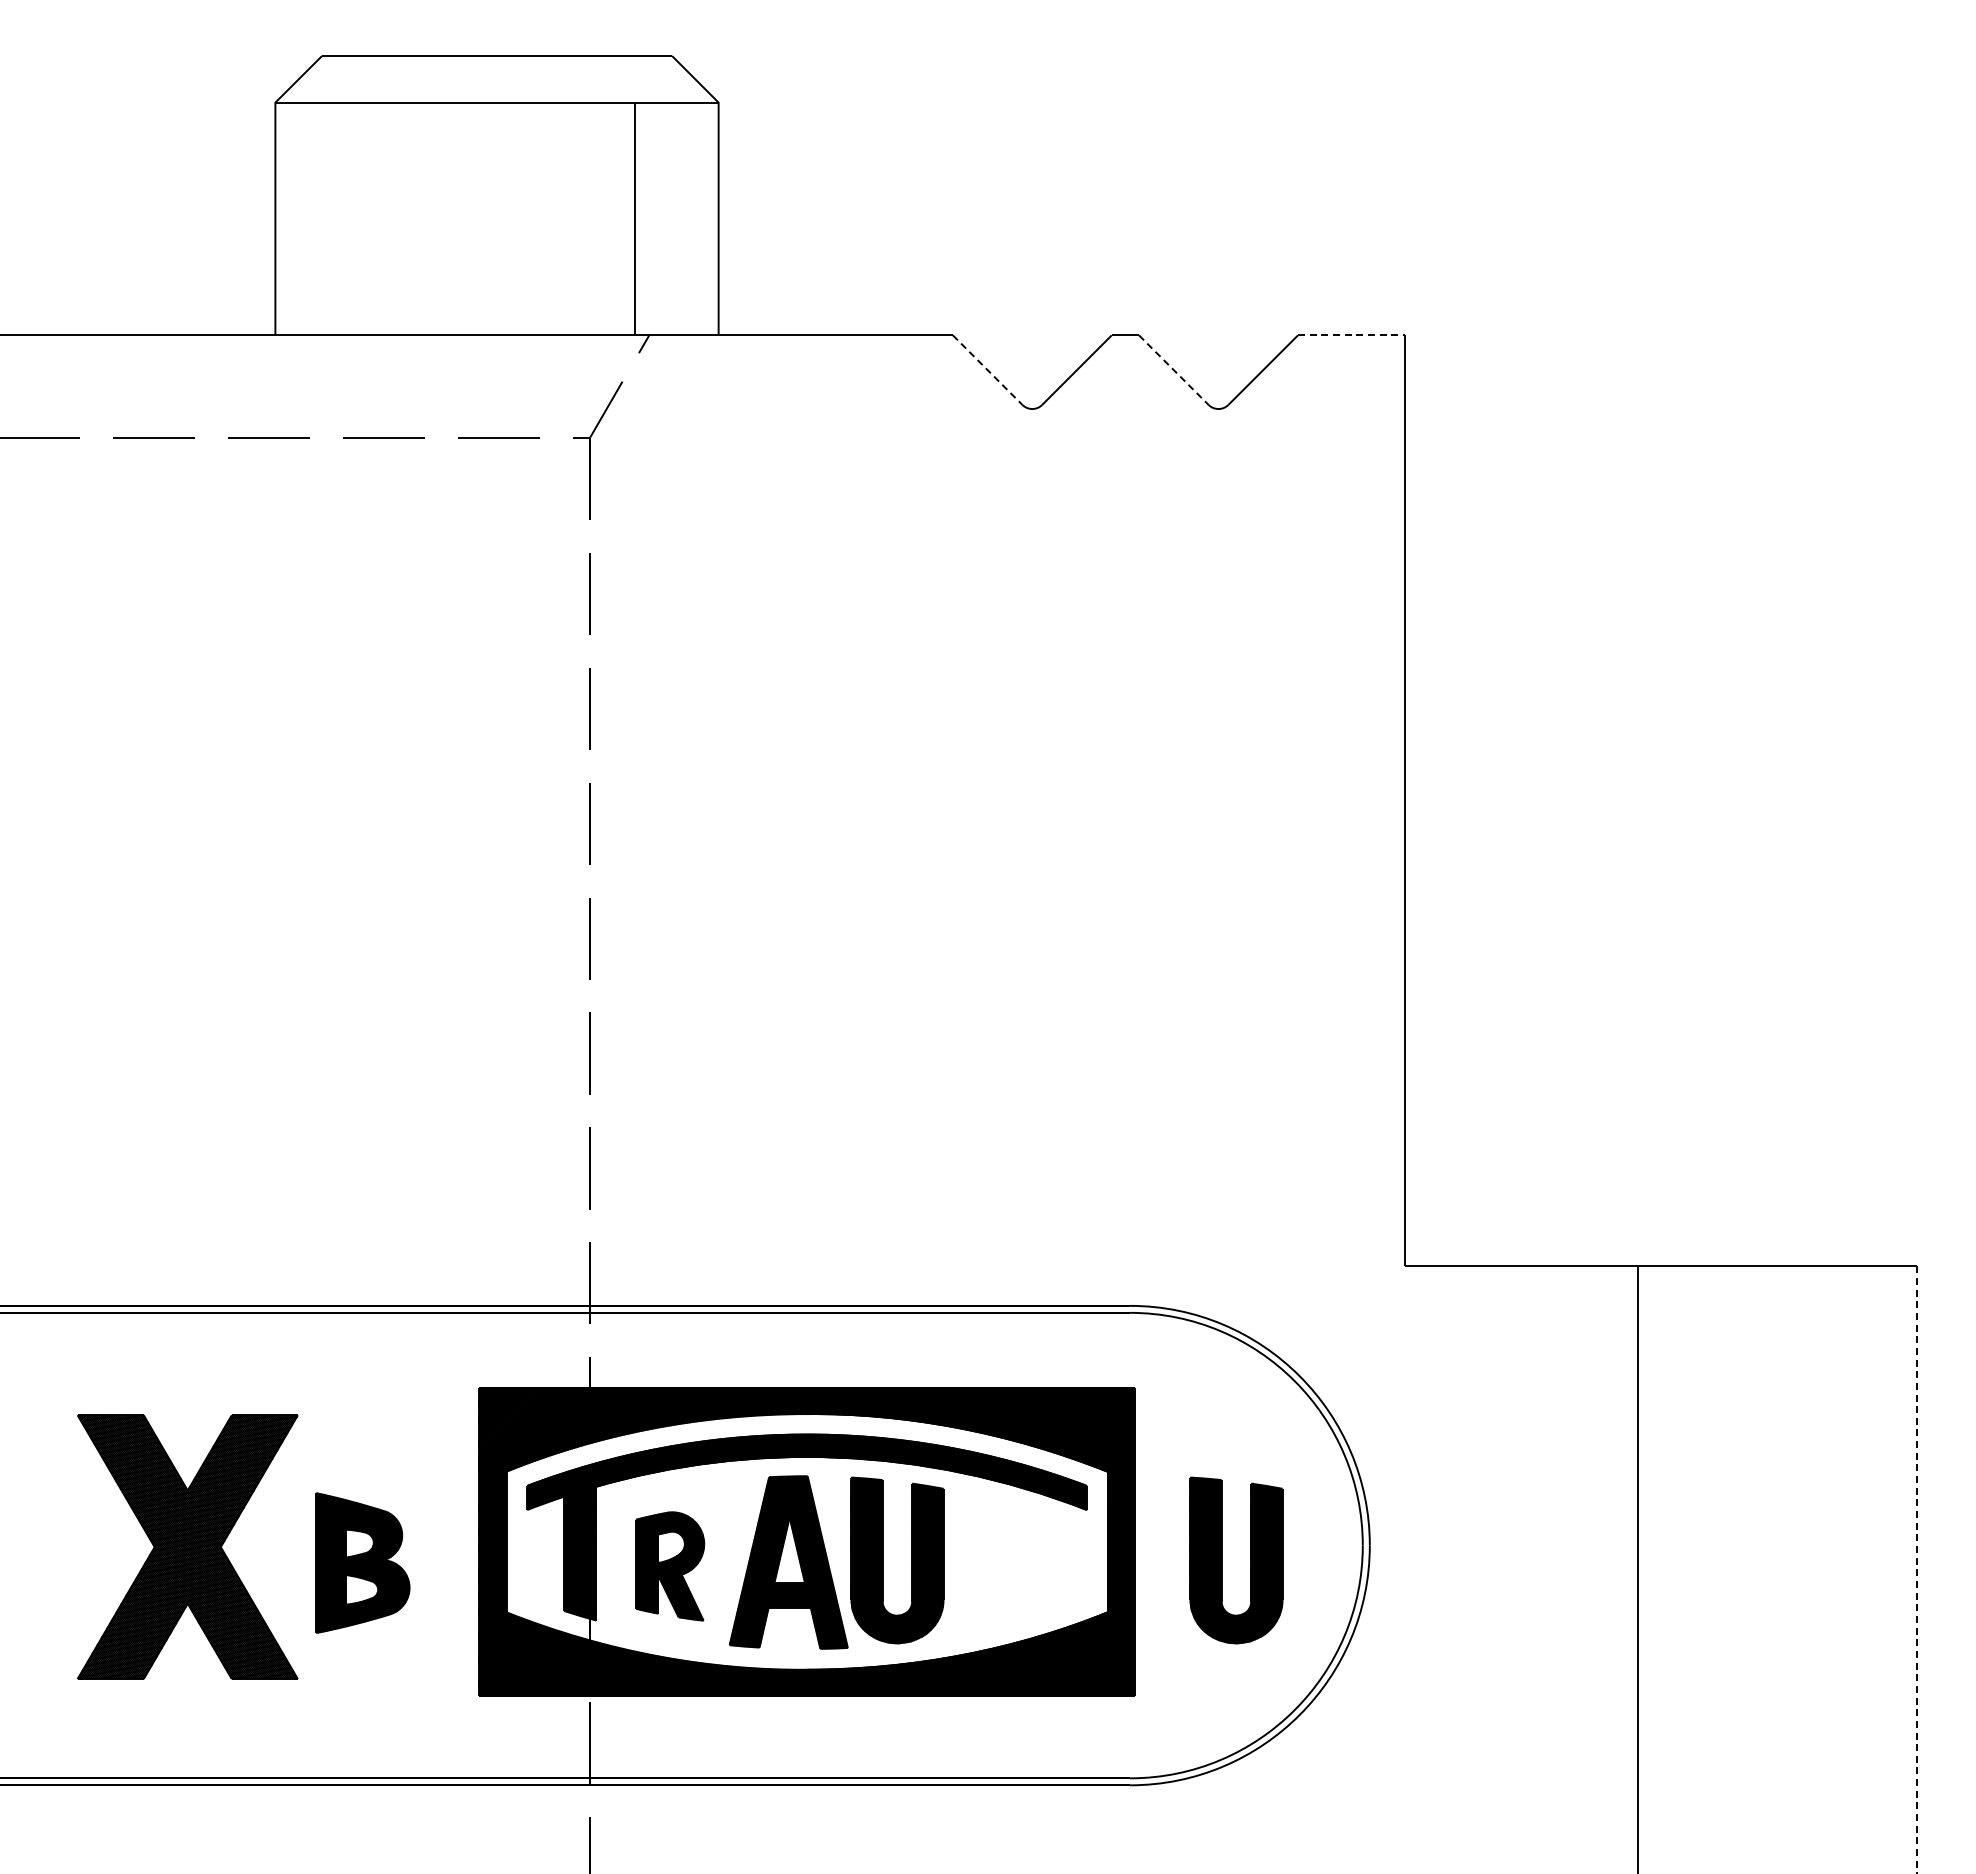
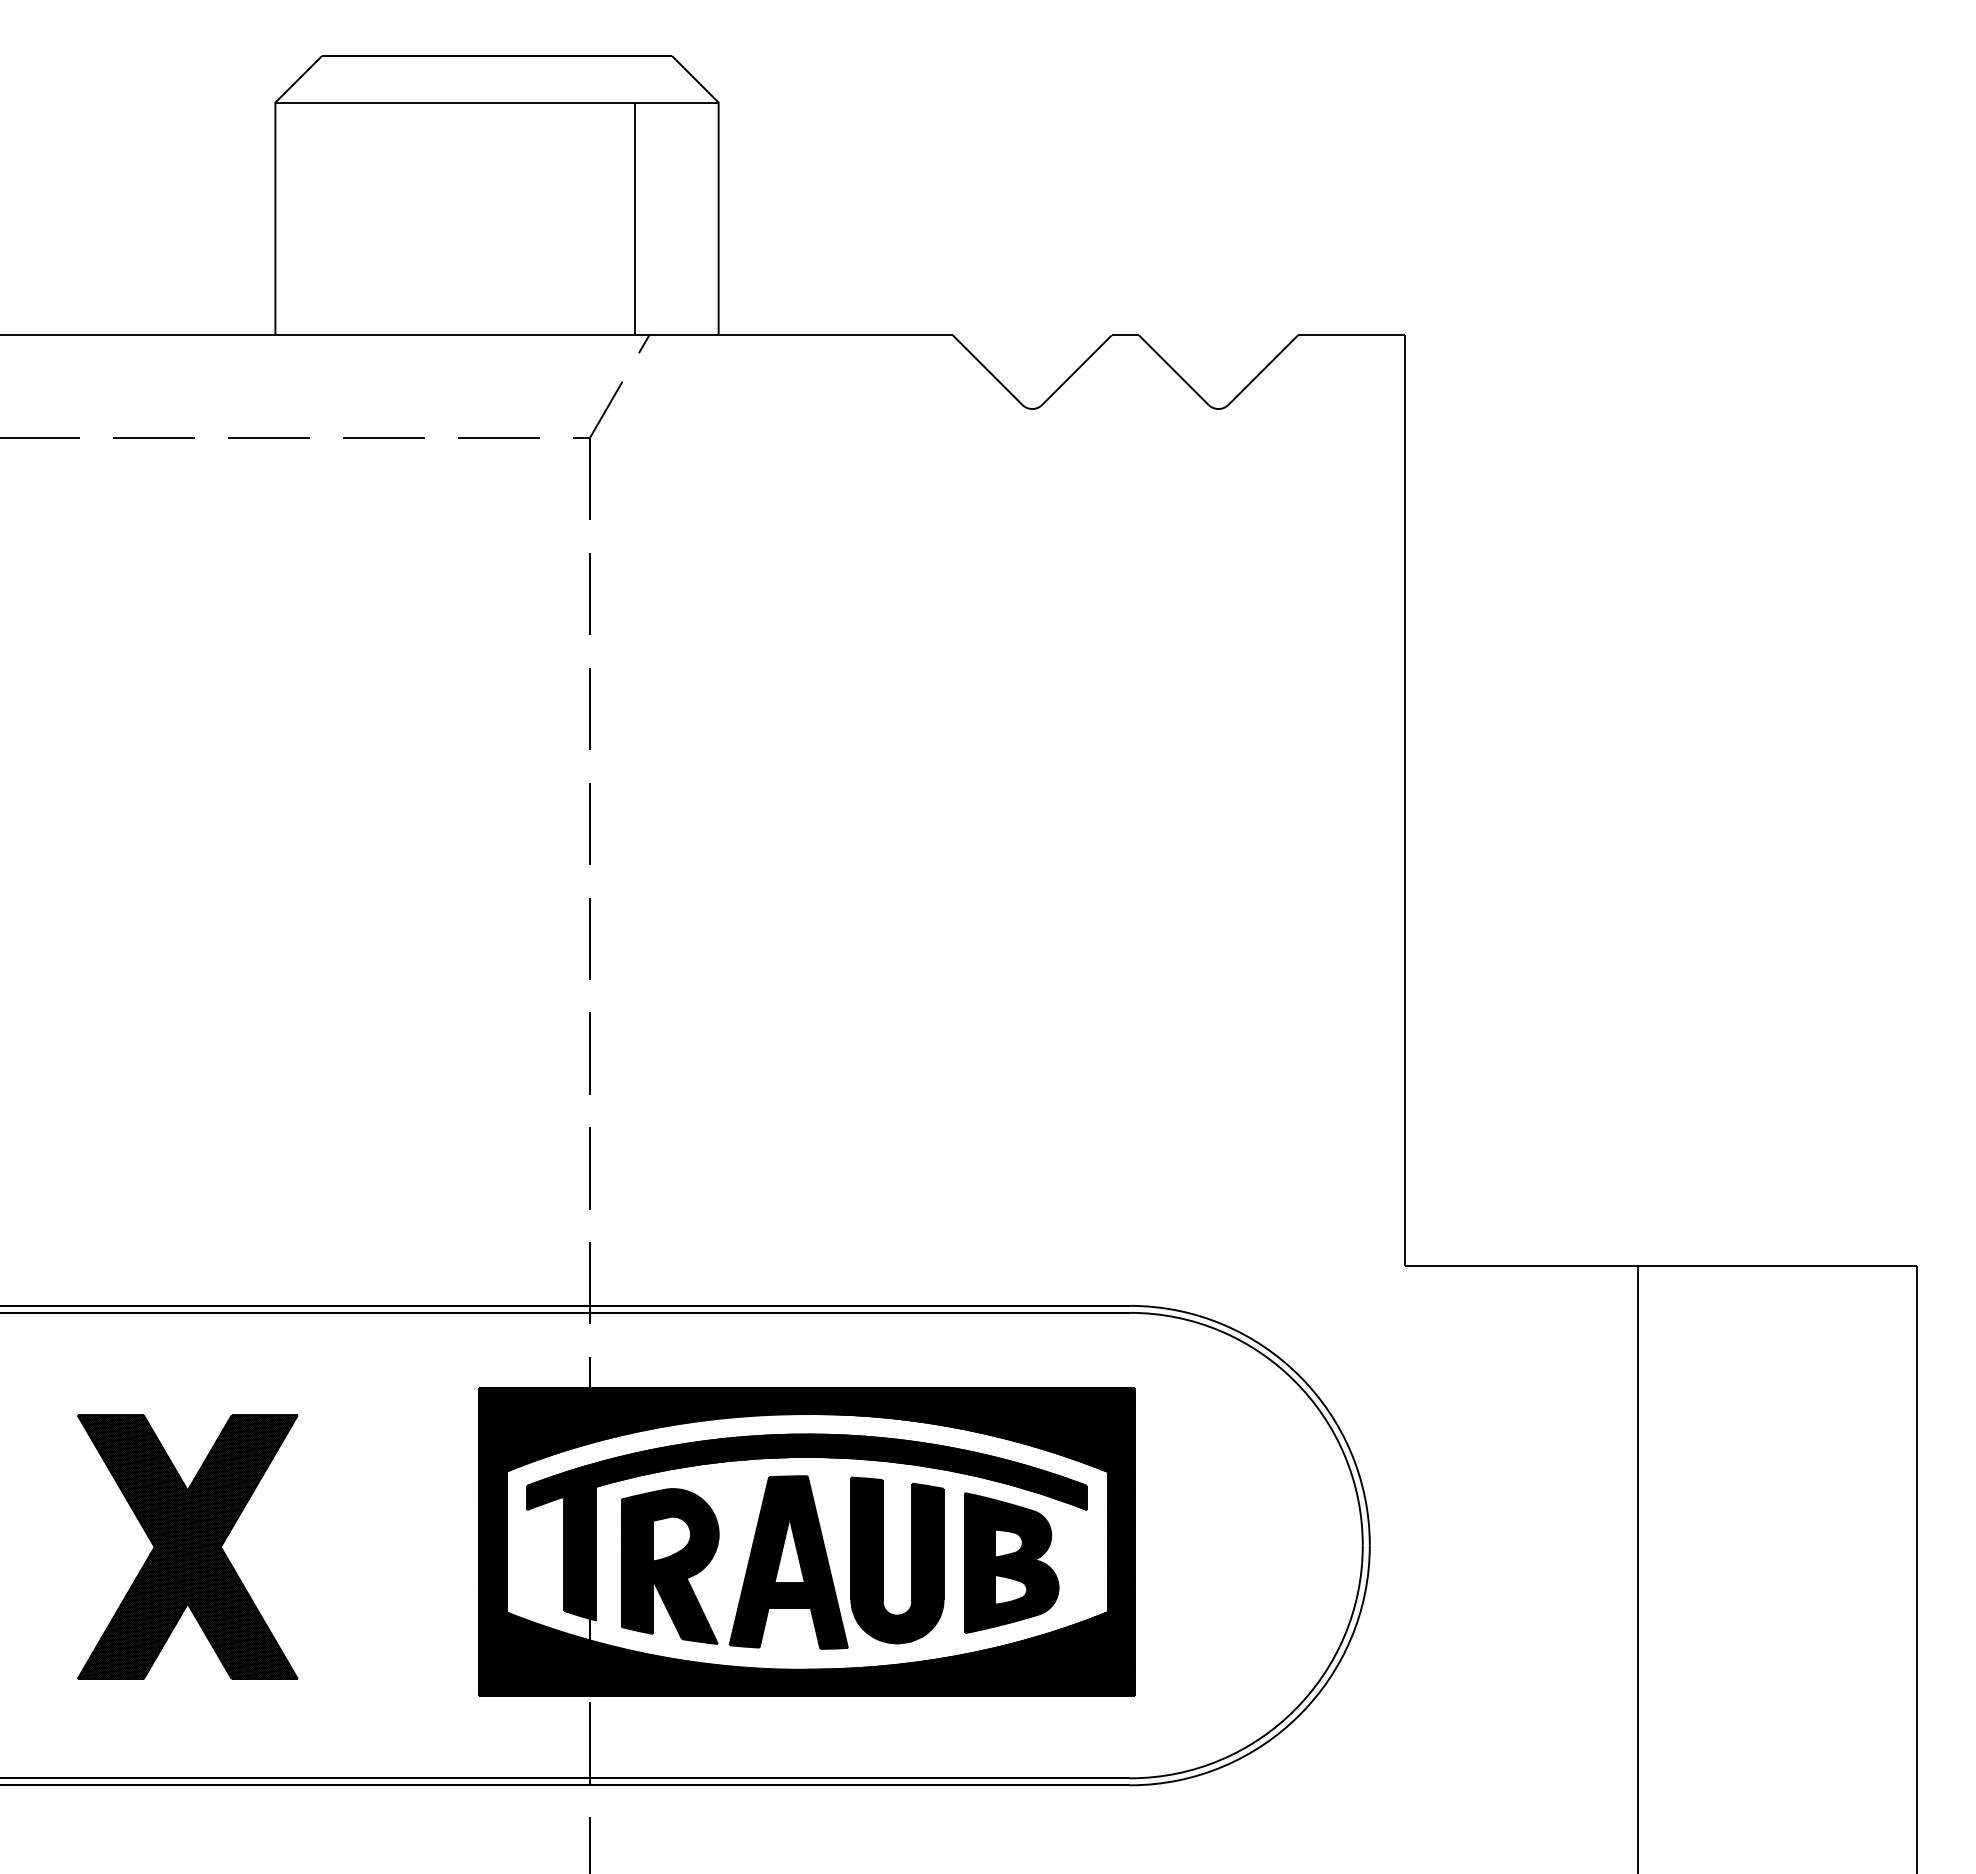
line: dashed -> solid (1351, 335)
line: dashed -> solid (988, 370)
line: dashed -> solid (1174, 370)
part: present -> none (1222, 1560)
part position: (362, 1562) -> (1011, 1562) (1011, 1562)
part size: 71x111 px -> 99x157 px (670, 1566)
line: dashed -> solid (1916, 1569)
